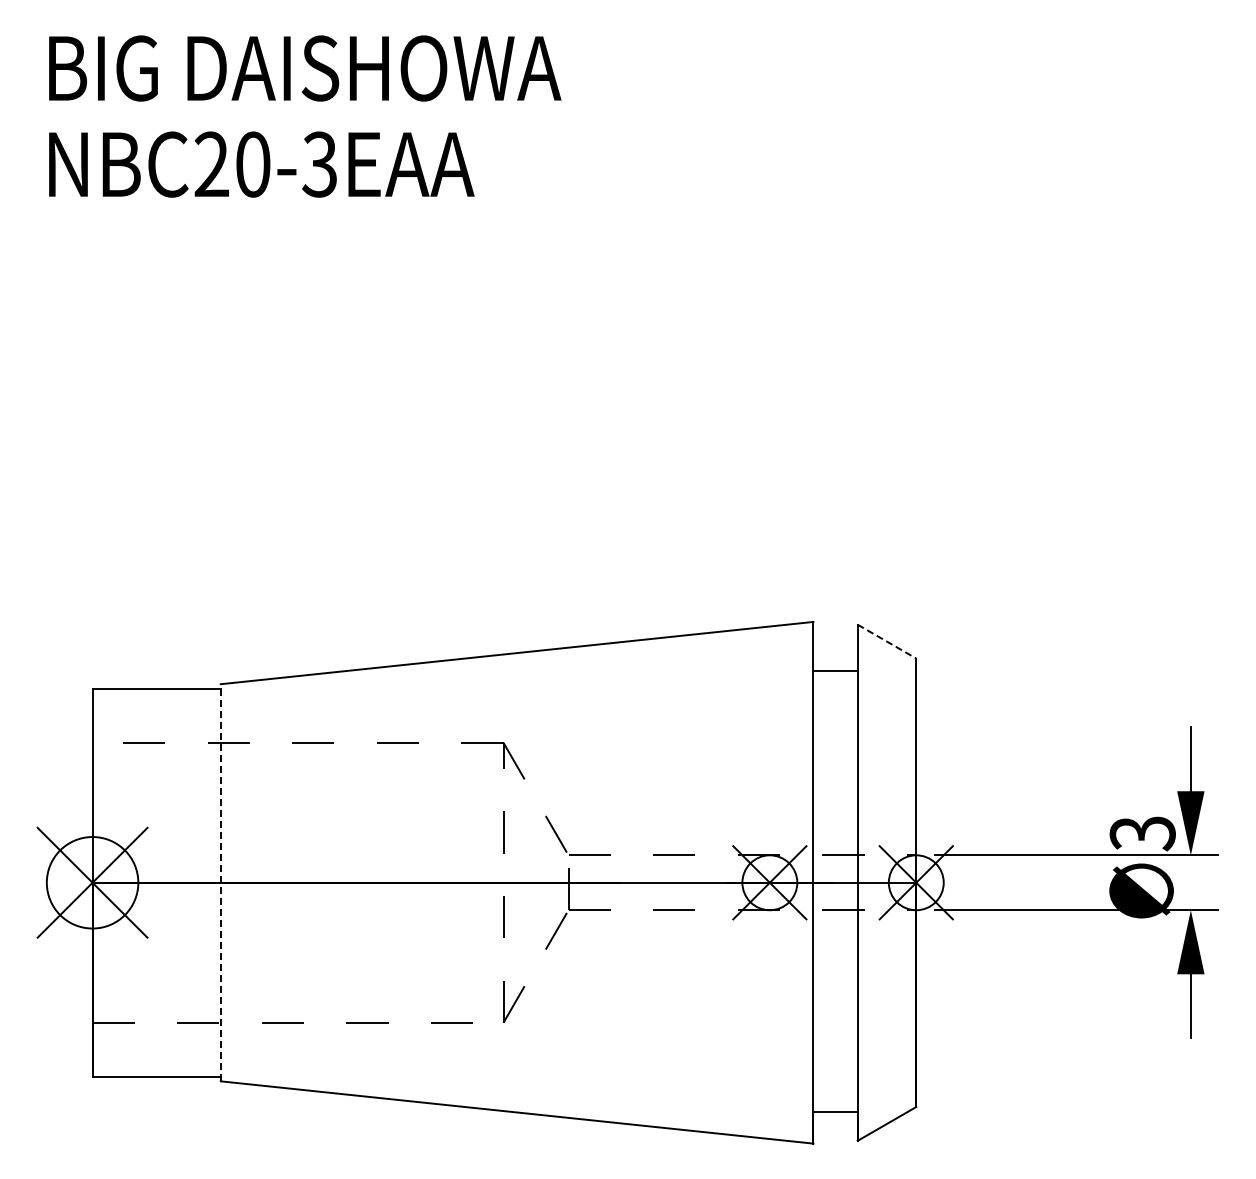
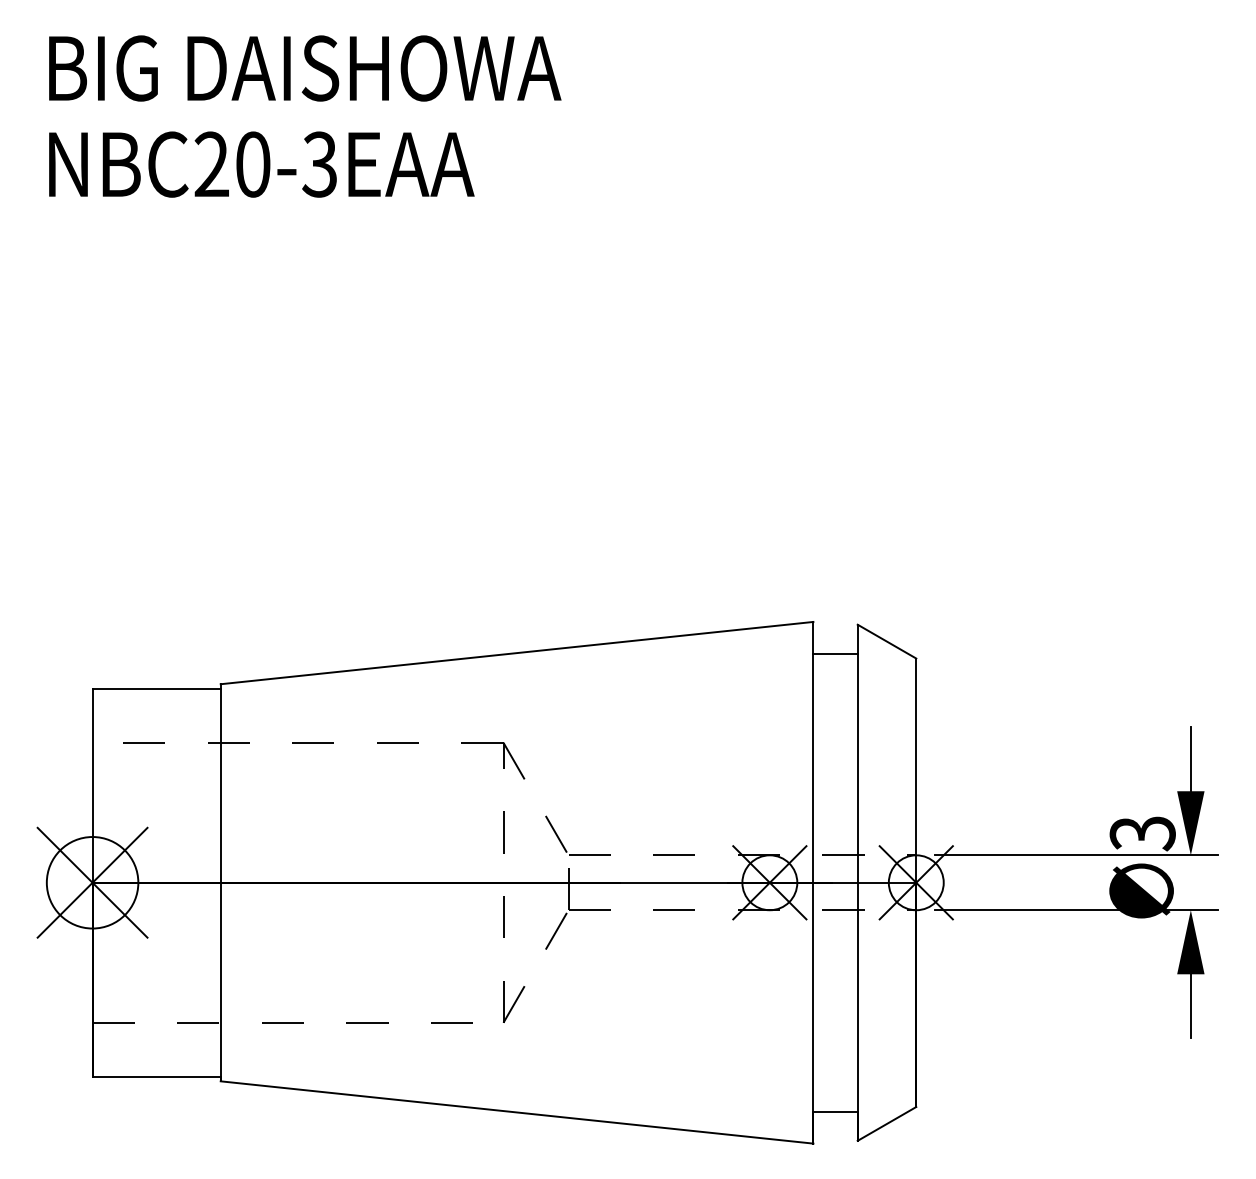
line: dashed -> solid (887, 641)
line position: (835, 670) -> (835, 653) (835, 653)
line: dashed -> solid (220, 882)
